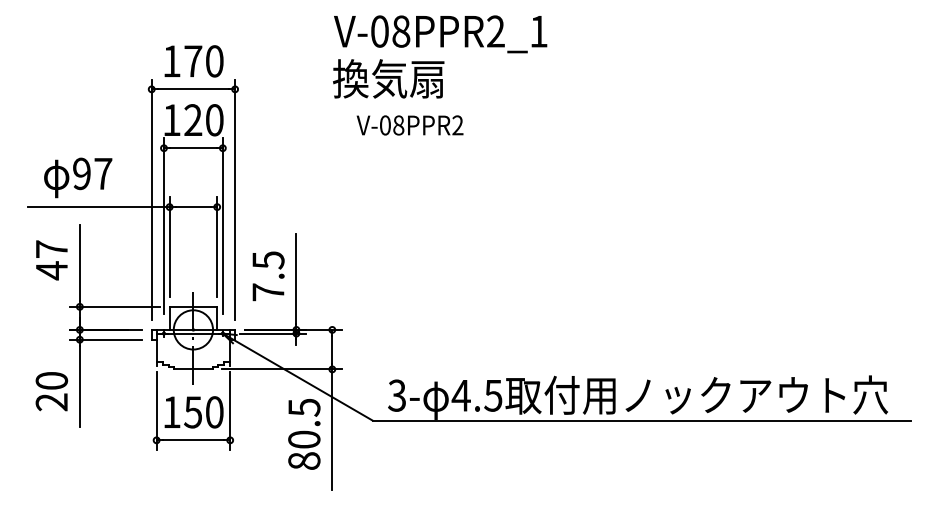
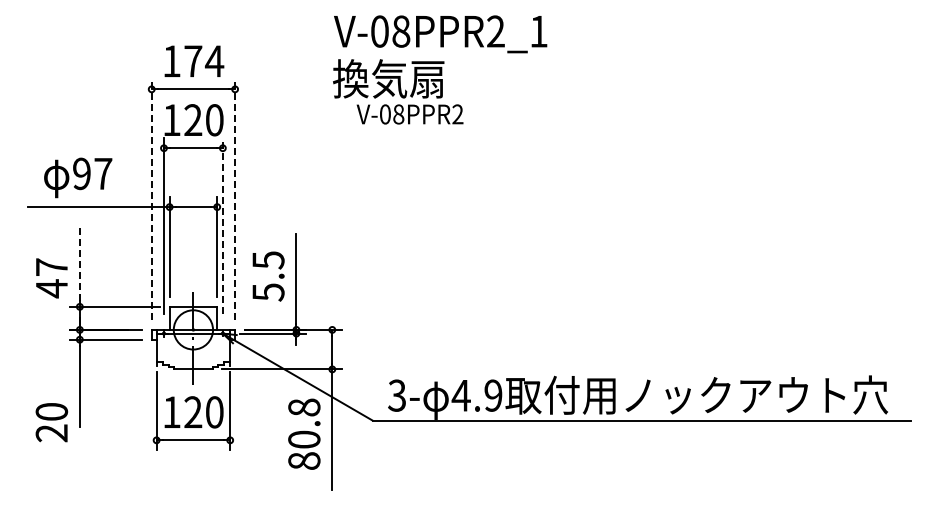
text: 170 -> 174 (214, 61)
text position: (409, 125) -> (409, 114) (409, 114)
line: solid -> dashed (151, 199)
line: solid -> dashed (235, 199)
line: solid -> dashed (222, 226)
text position: (51, 260) -> (51, 278) (51, 278)
line: solid -> dashed (79, 262)
text: 7.5 -> 5.5 (268, 292)
text position: (51, 391) -> (51, 422) (51, 422)
text: 4.5 -> 4.9 (493, 395)
text: 80.5 -> 80.8 (304, 407)
text: 150 -> 120 (193, 412)
